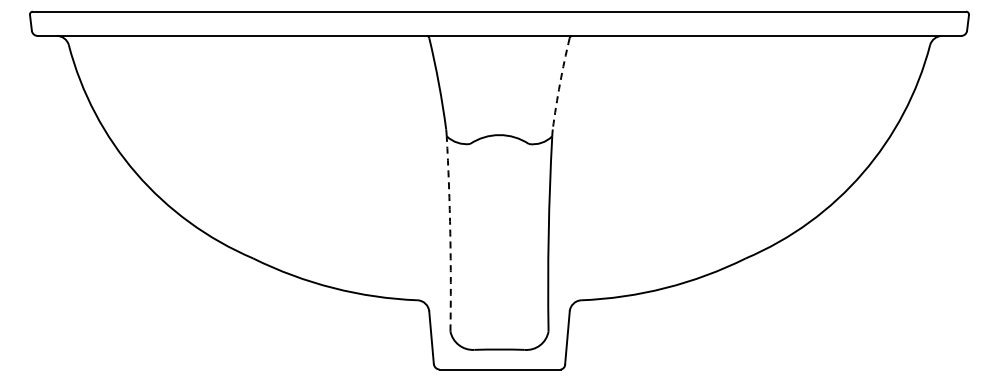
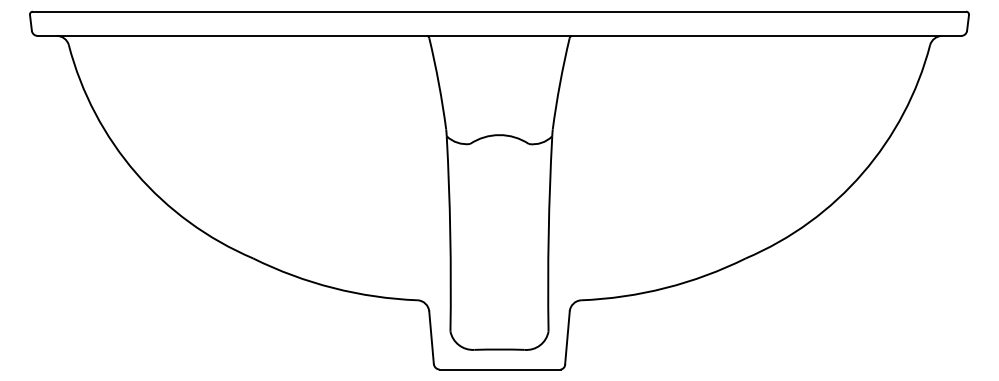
arc: dashed -> solid (560, 83)
arc: dashed -> solid (450, 233)
